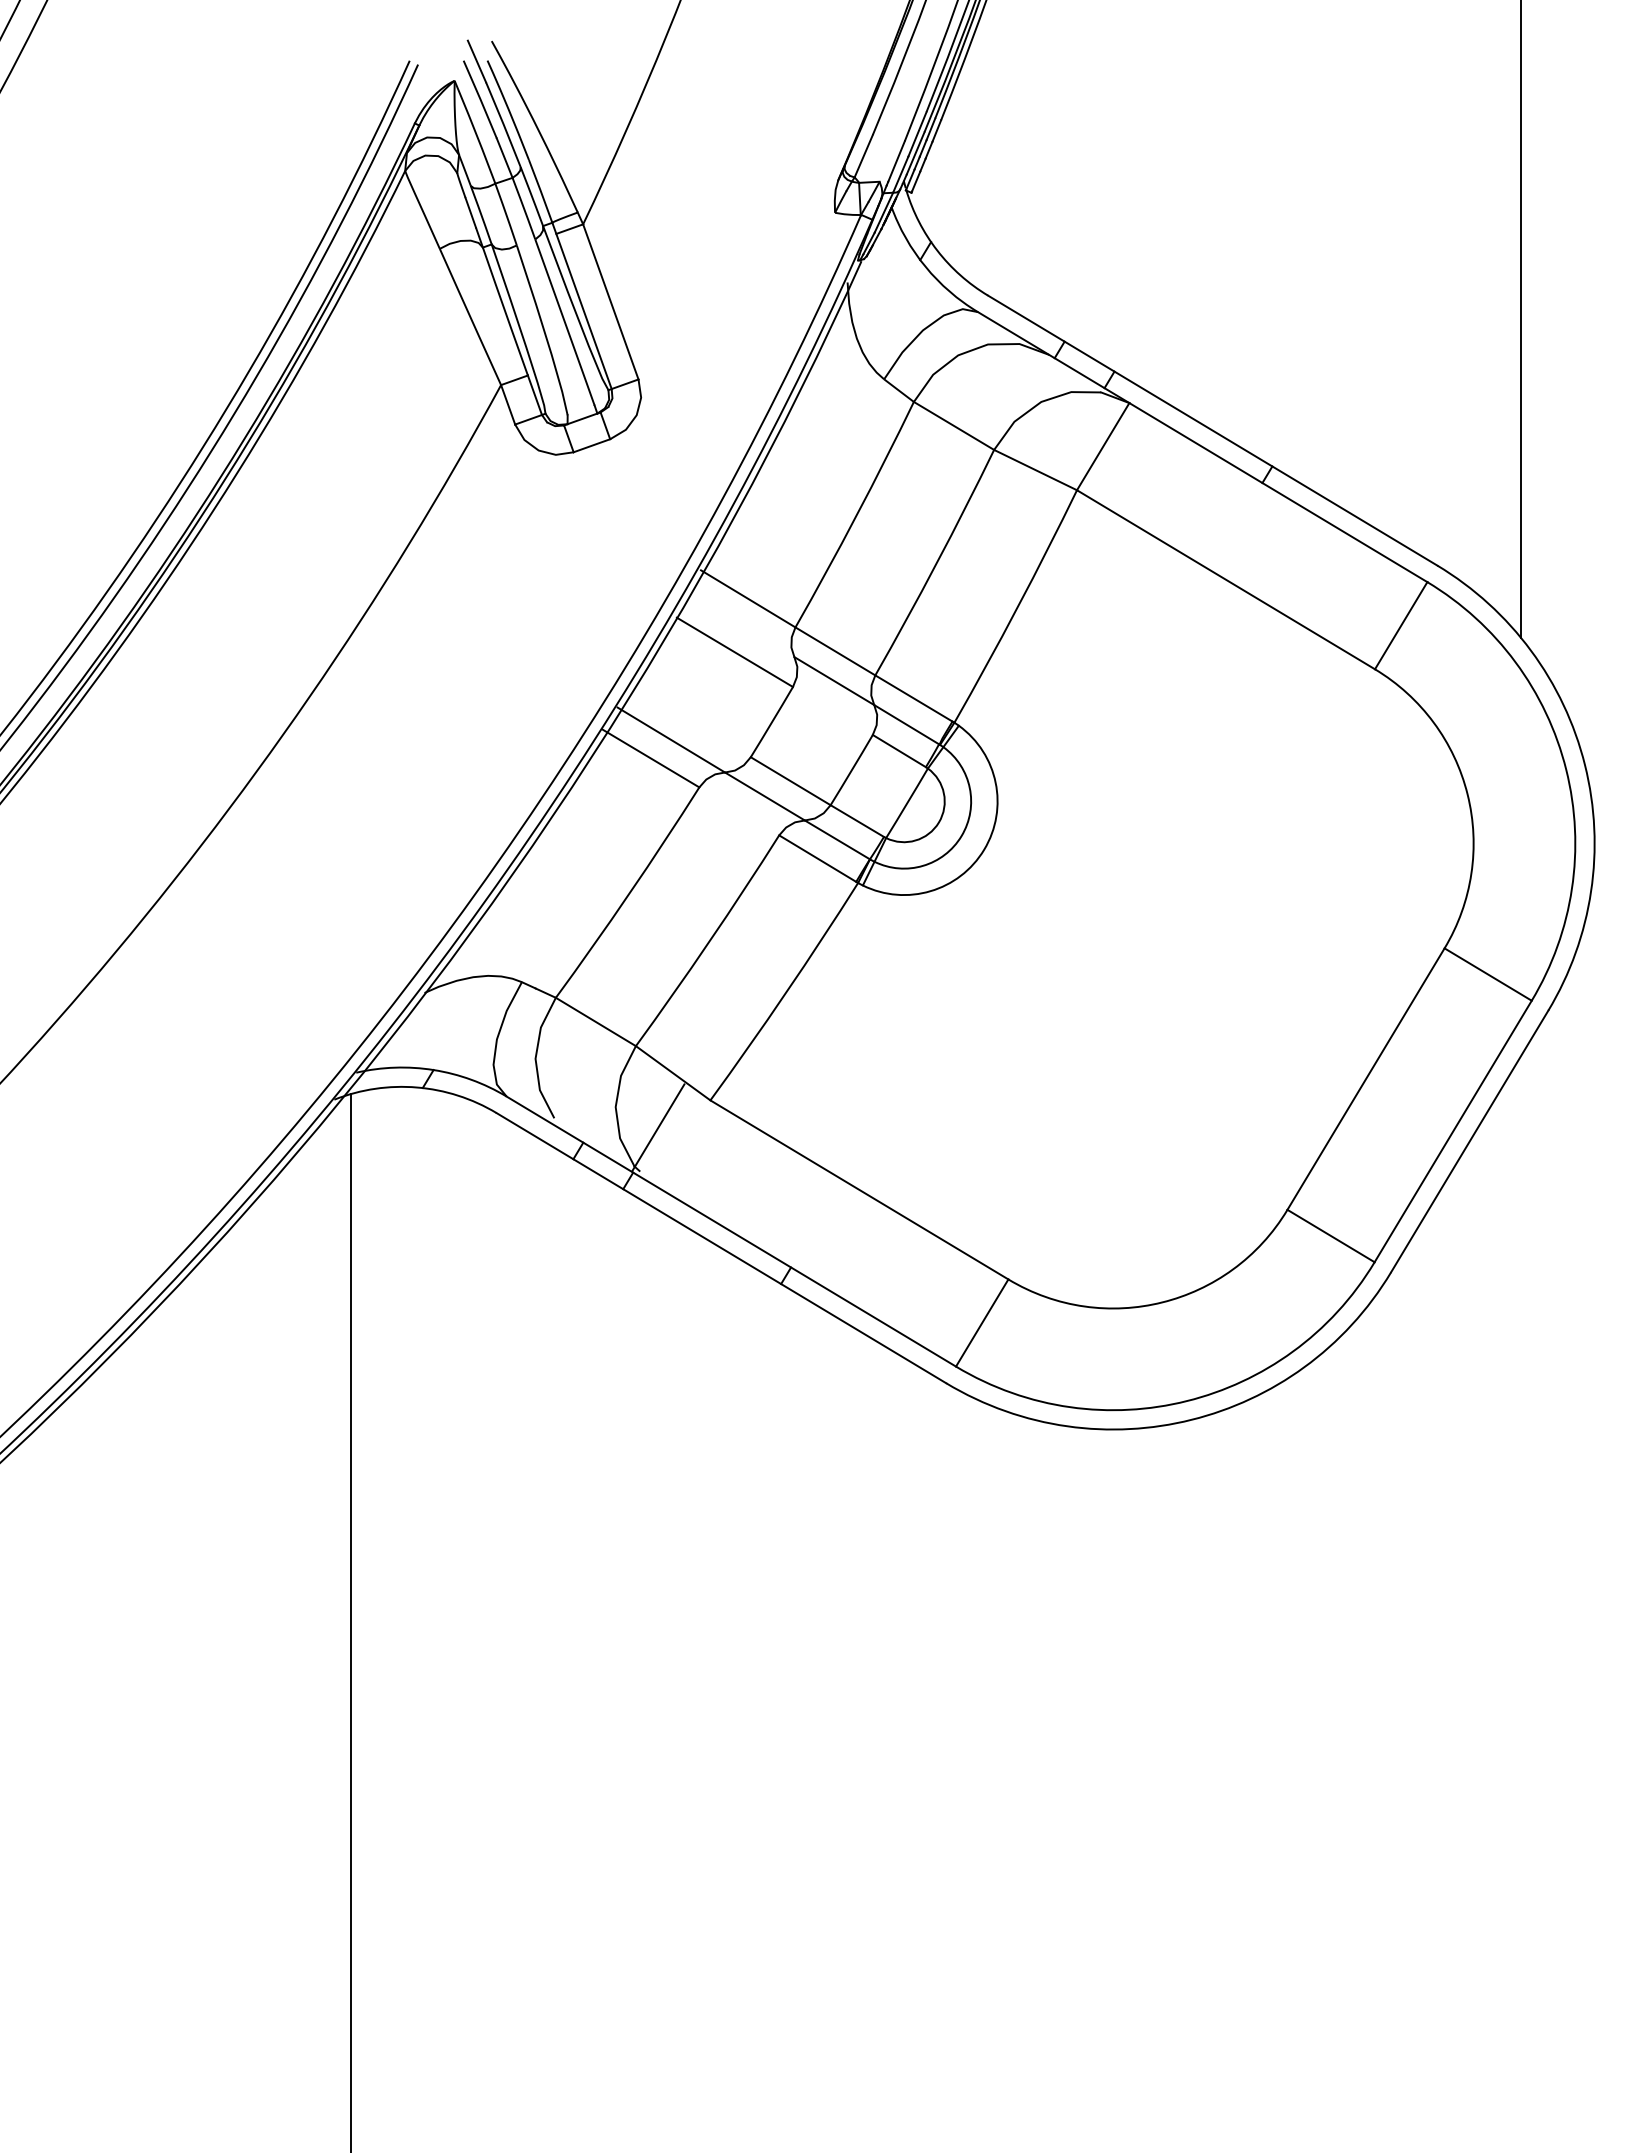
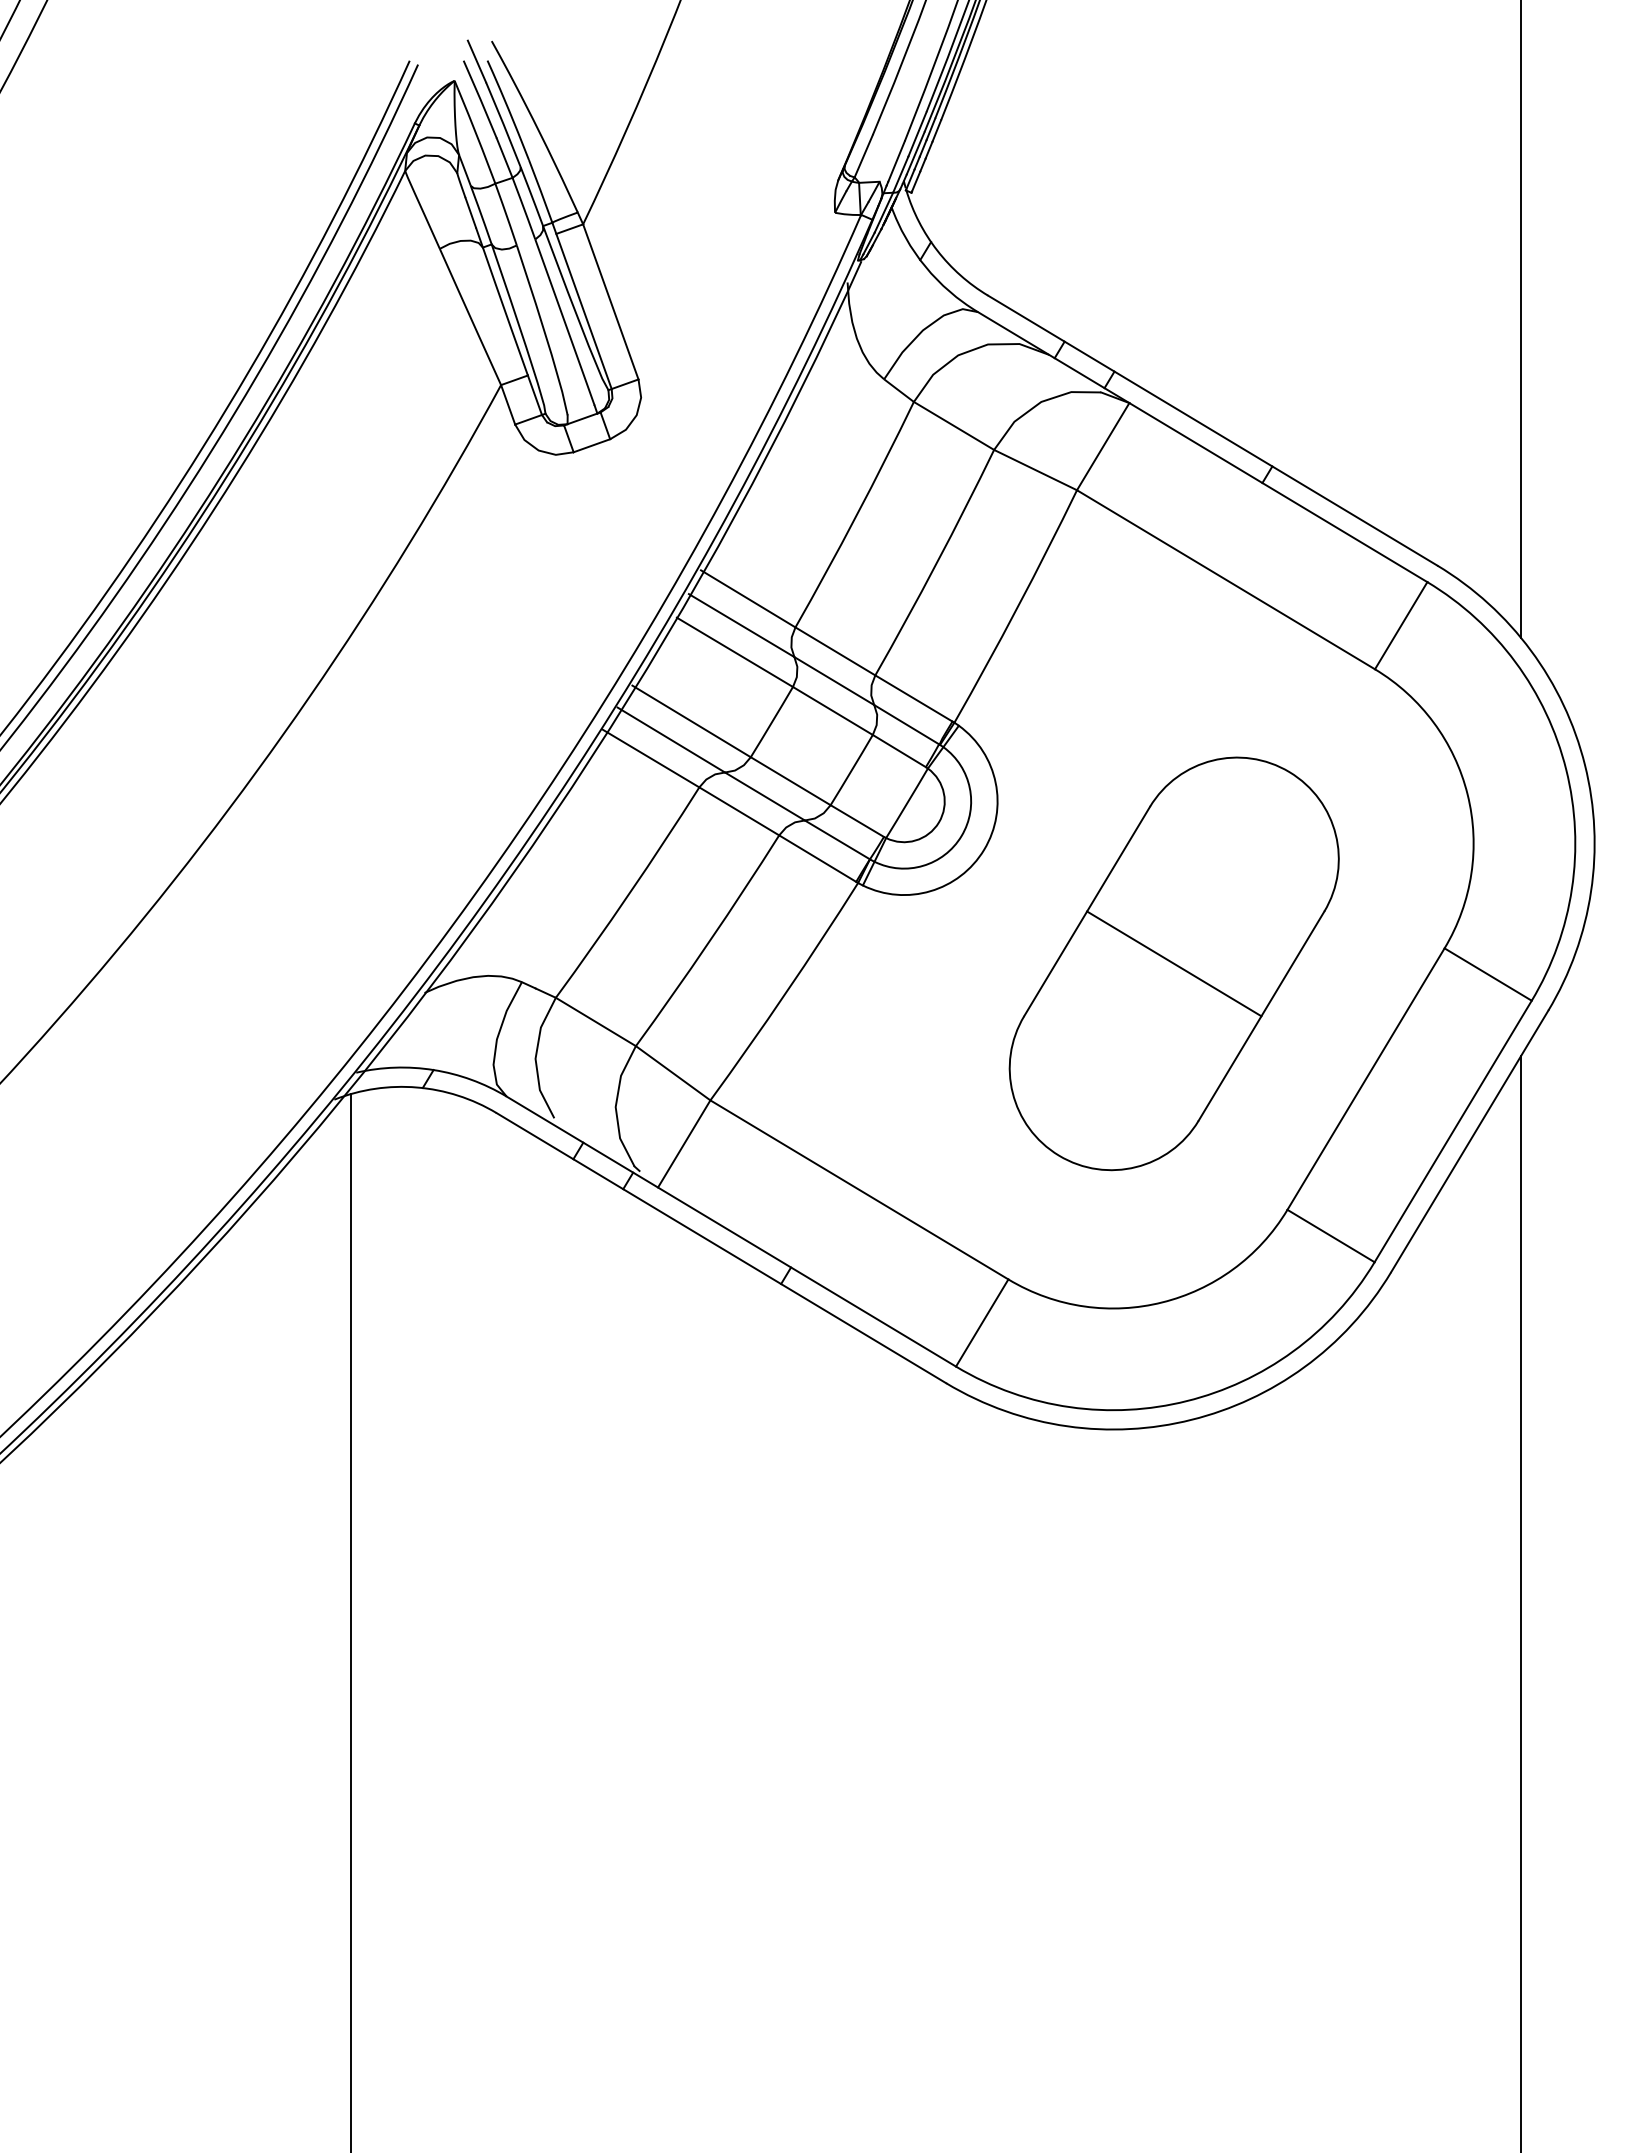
line: none -> present (741, 625)
line: none -> present (832, 710)
line: none -> present (691, 721)
line: none -> present (739, 811)
part: none -> present (1173, 963)
line position: (658, 1127) -> (684, 1143) (684, 1143)
line: none -> present (1520, 1602)
